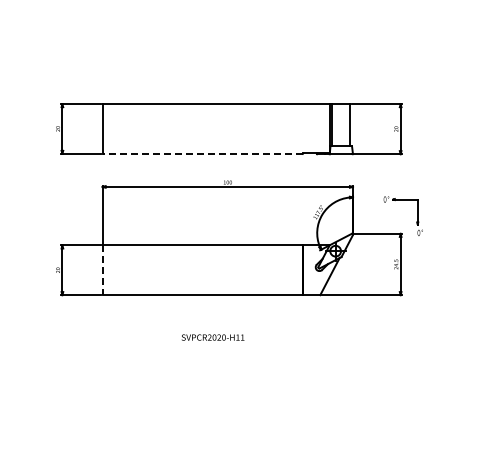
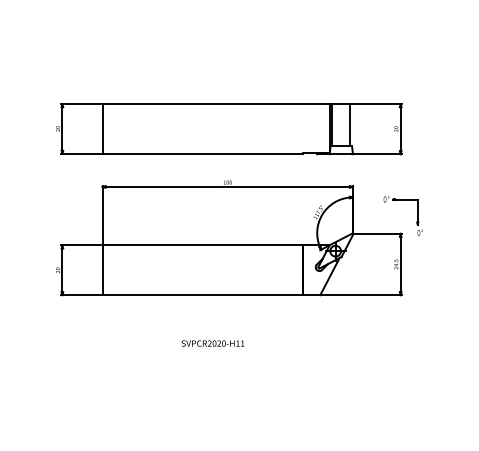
line: dashed -> solid (202, 153)
line: dashed -> solid (102, 270)
text position: (212, 337) -> (212, 343) (212, 343)
